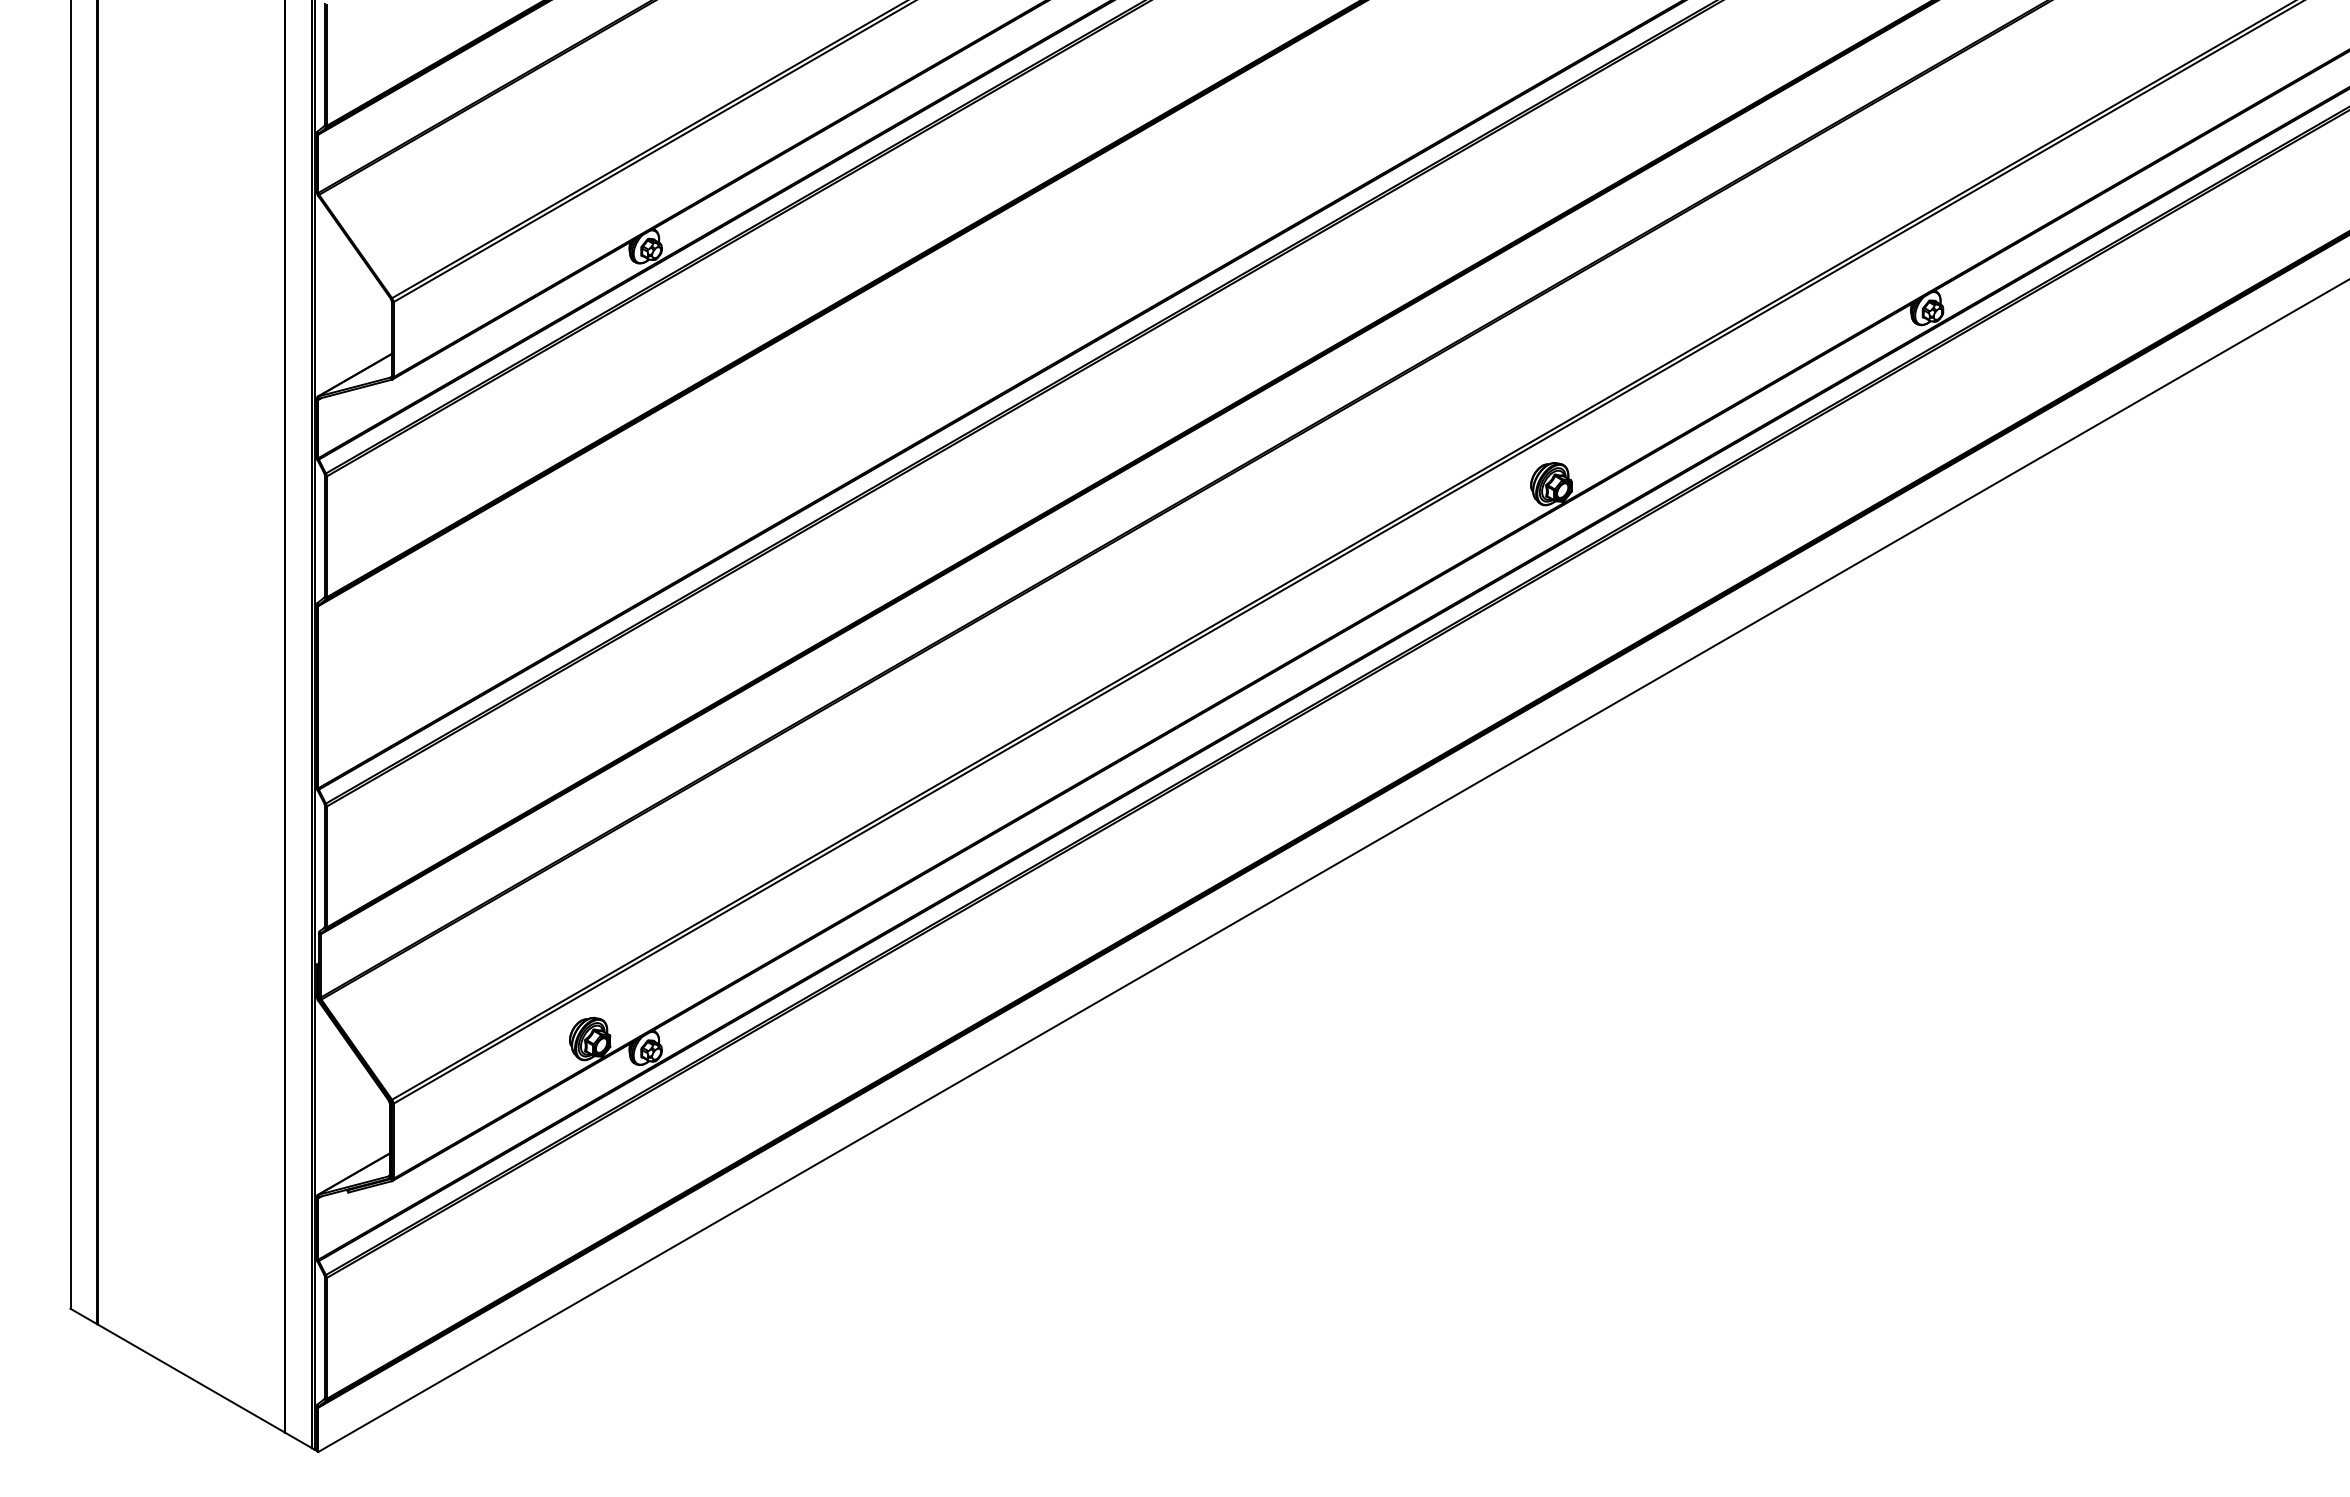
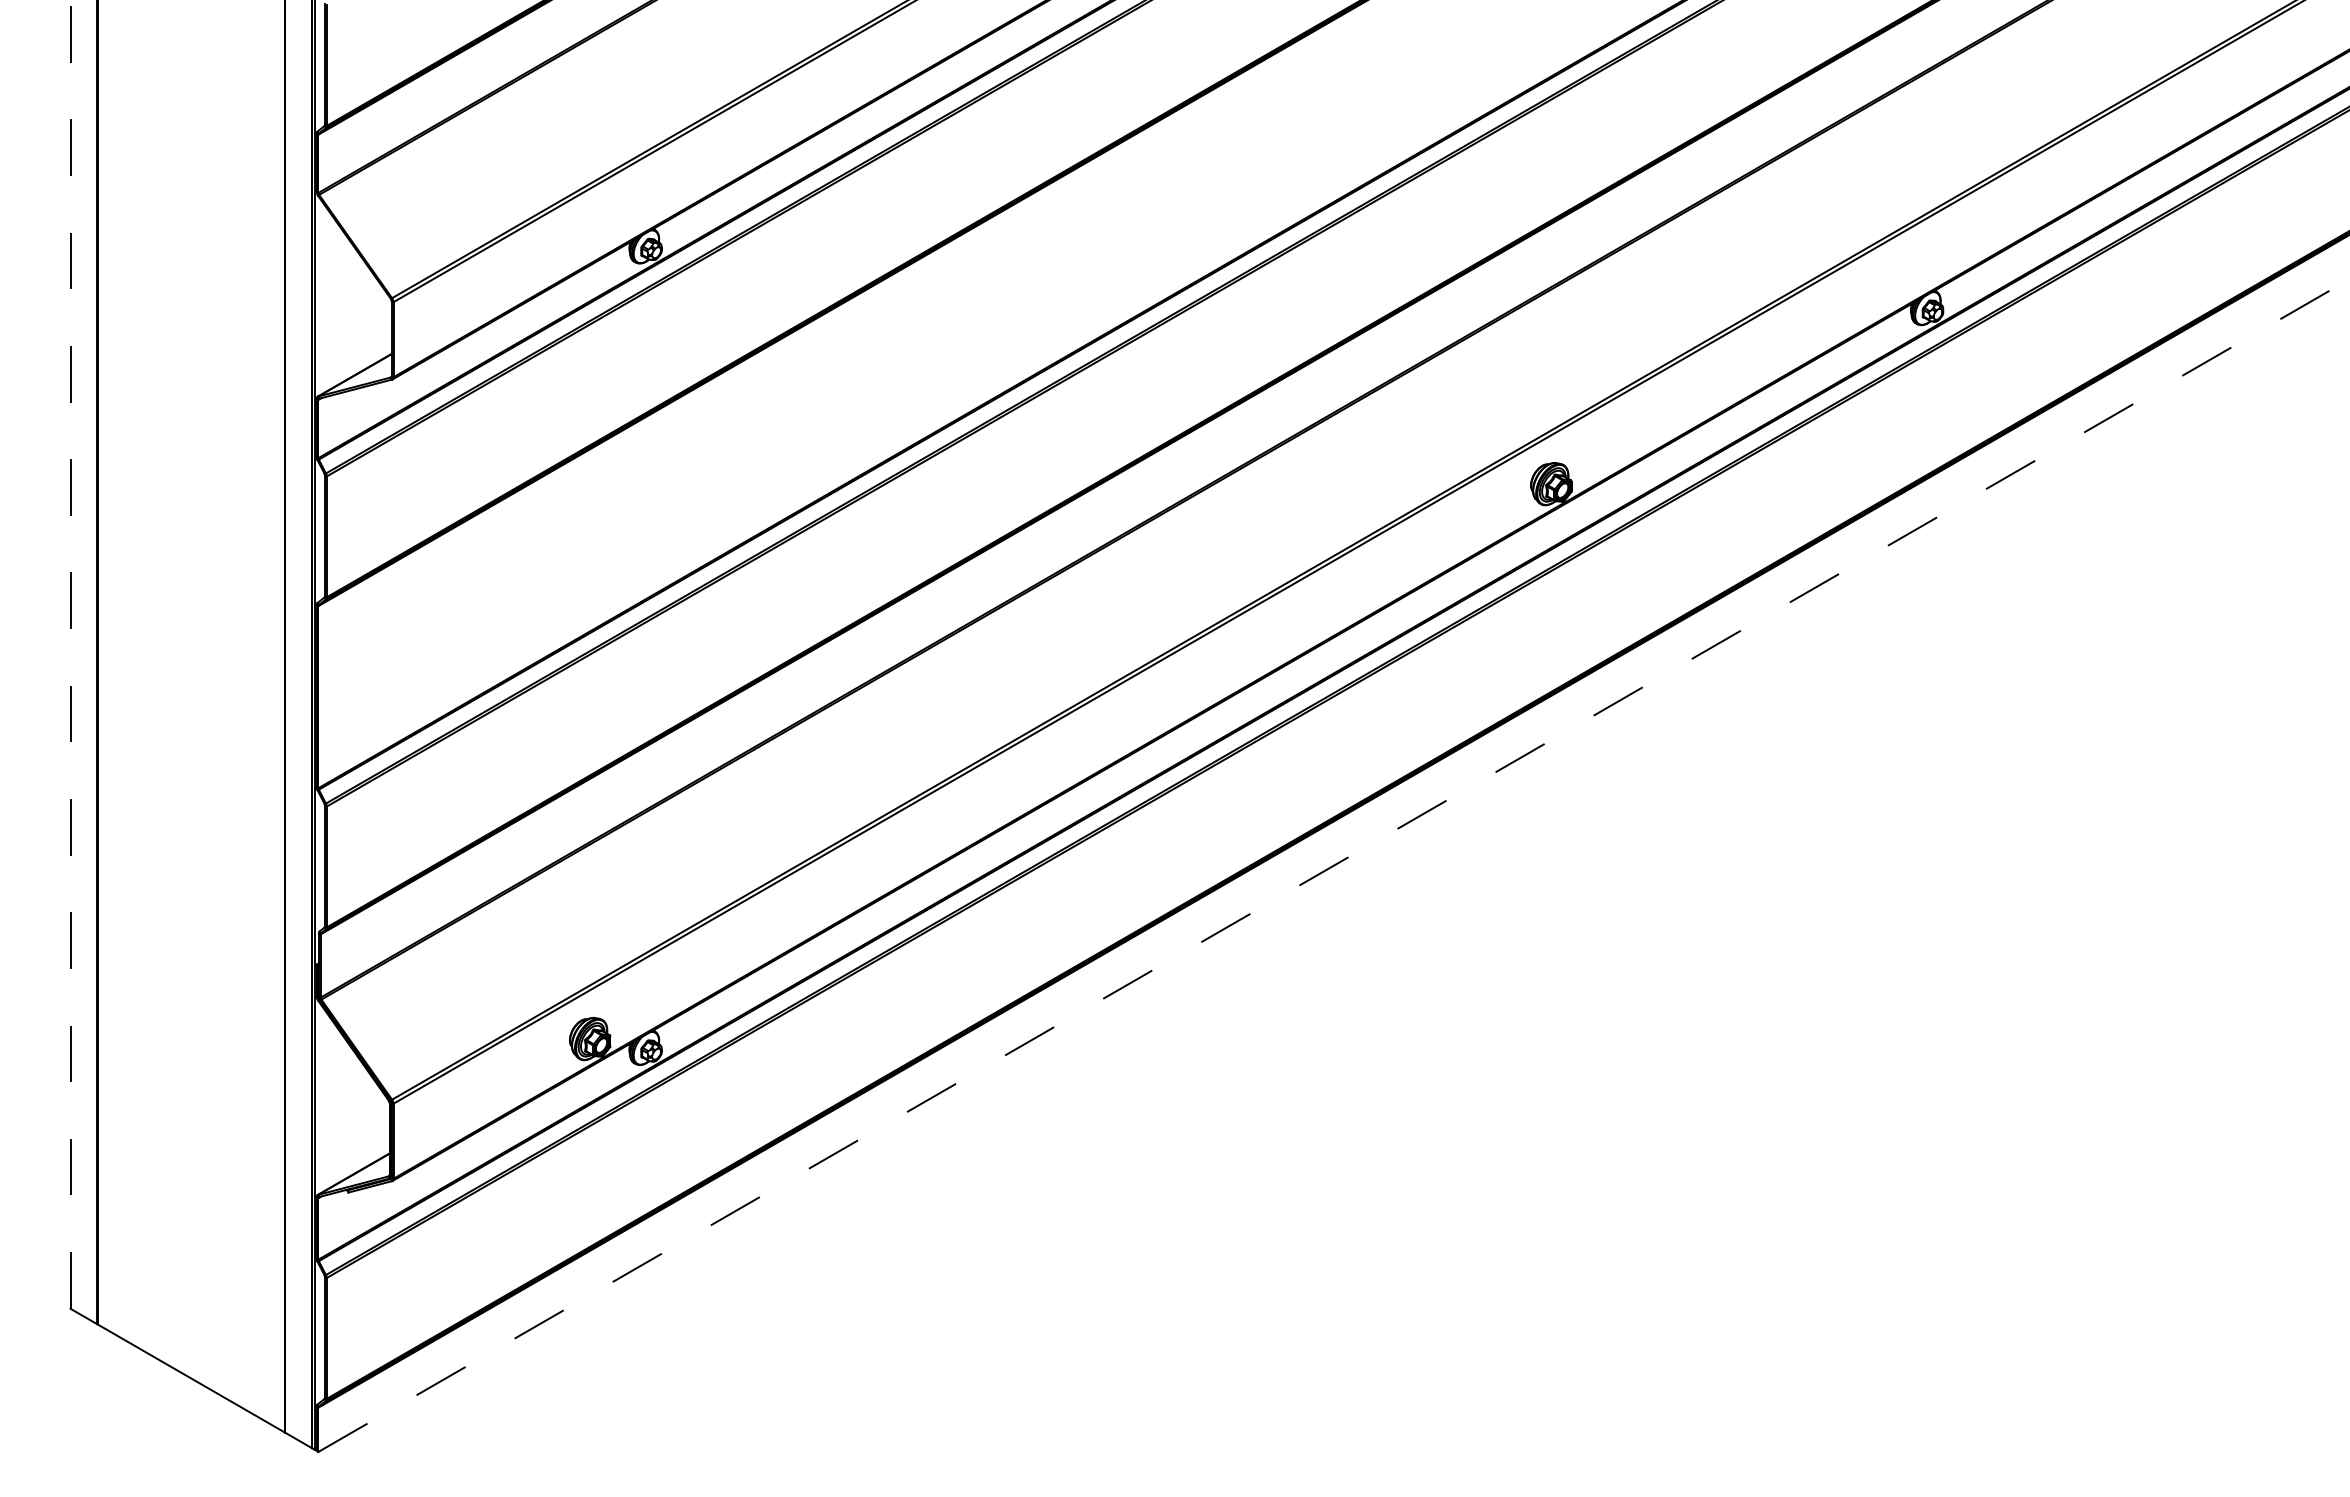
line: solid -> dashed (70, 654)
line: solid -> dashed (1334, 865)
